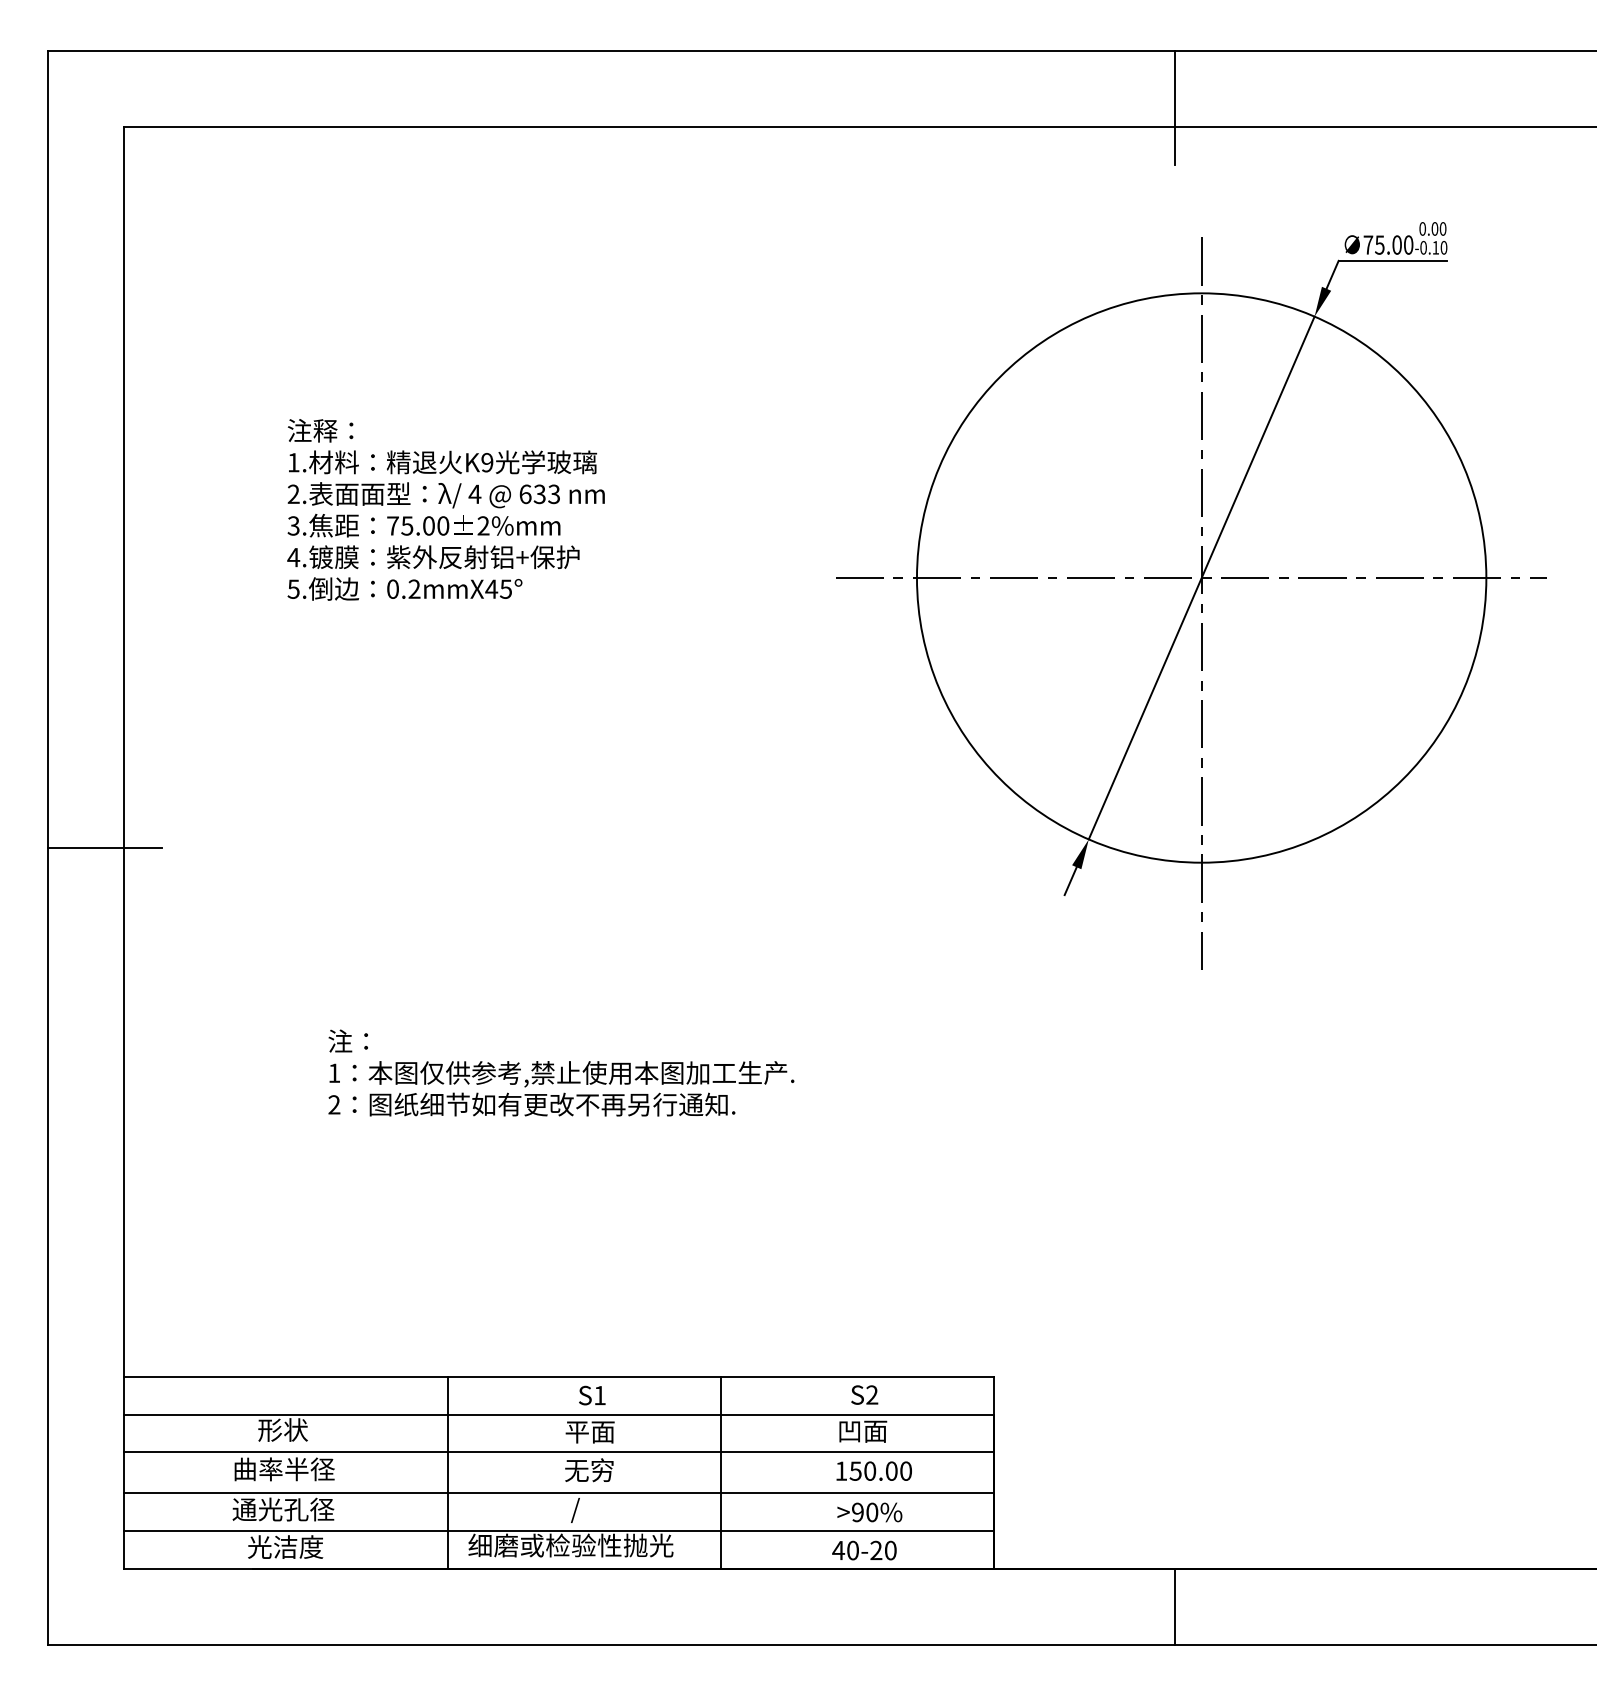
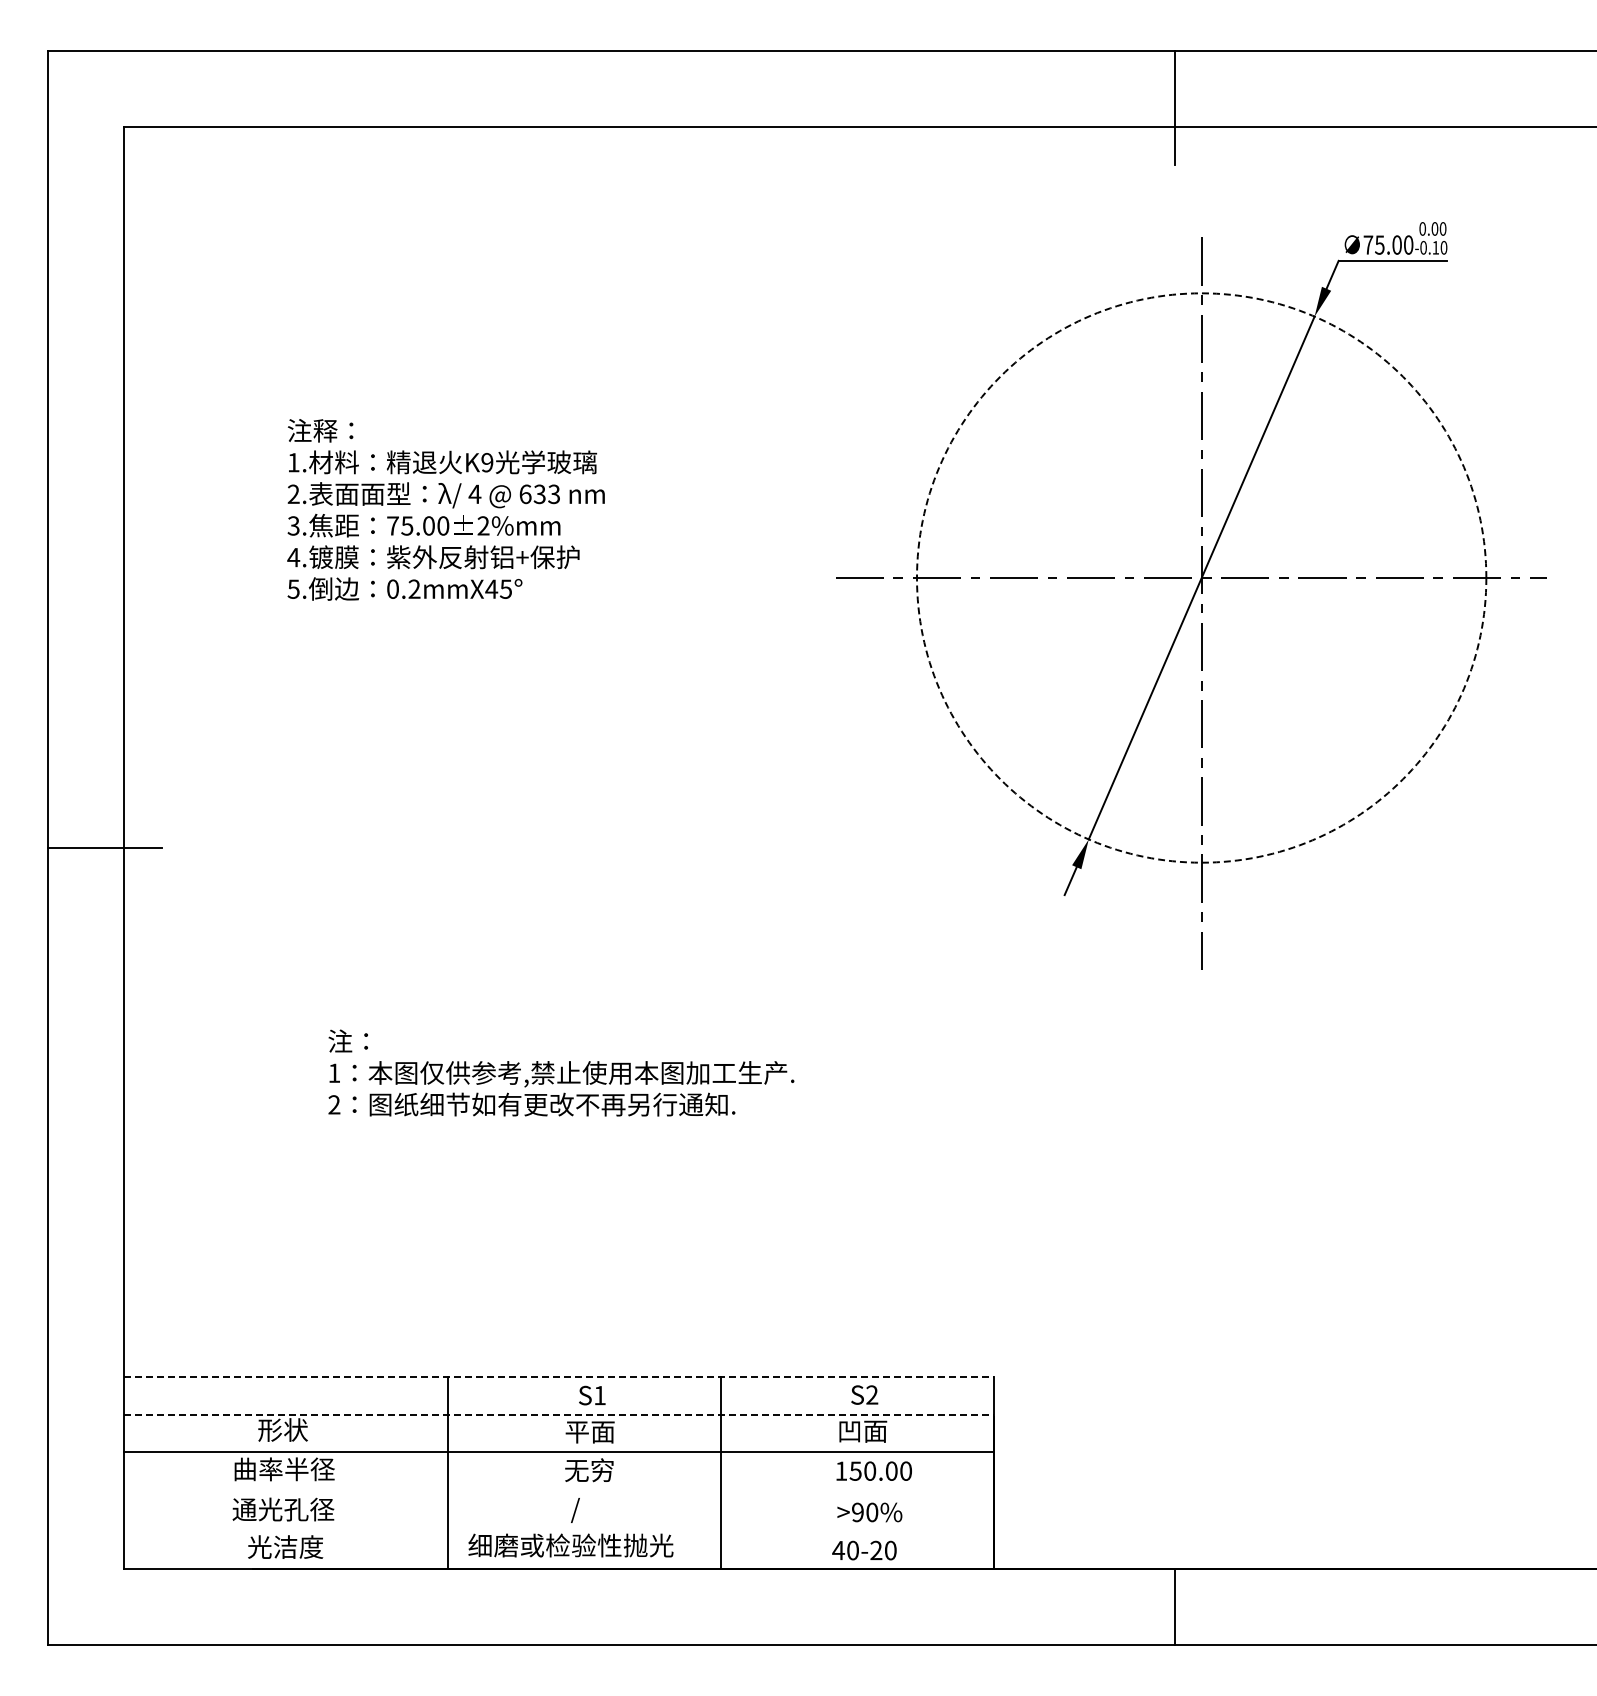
circle: solid -> dashed (1201, 577)
line: solid -> dashed (559, 1376)
line: solid -> dashed (559, 1414)
line: present -> none (558, 1493)
line: present -> none (558, 1531)
